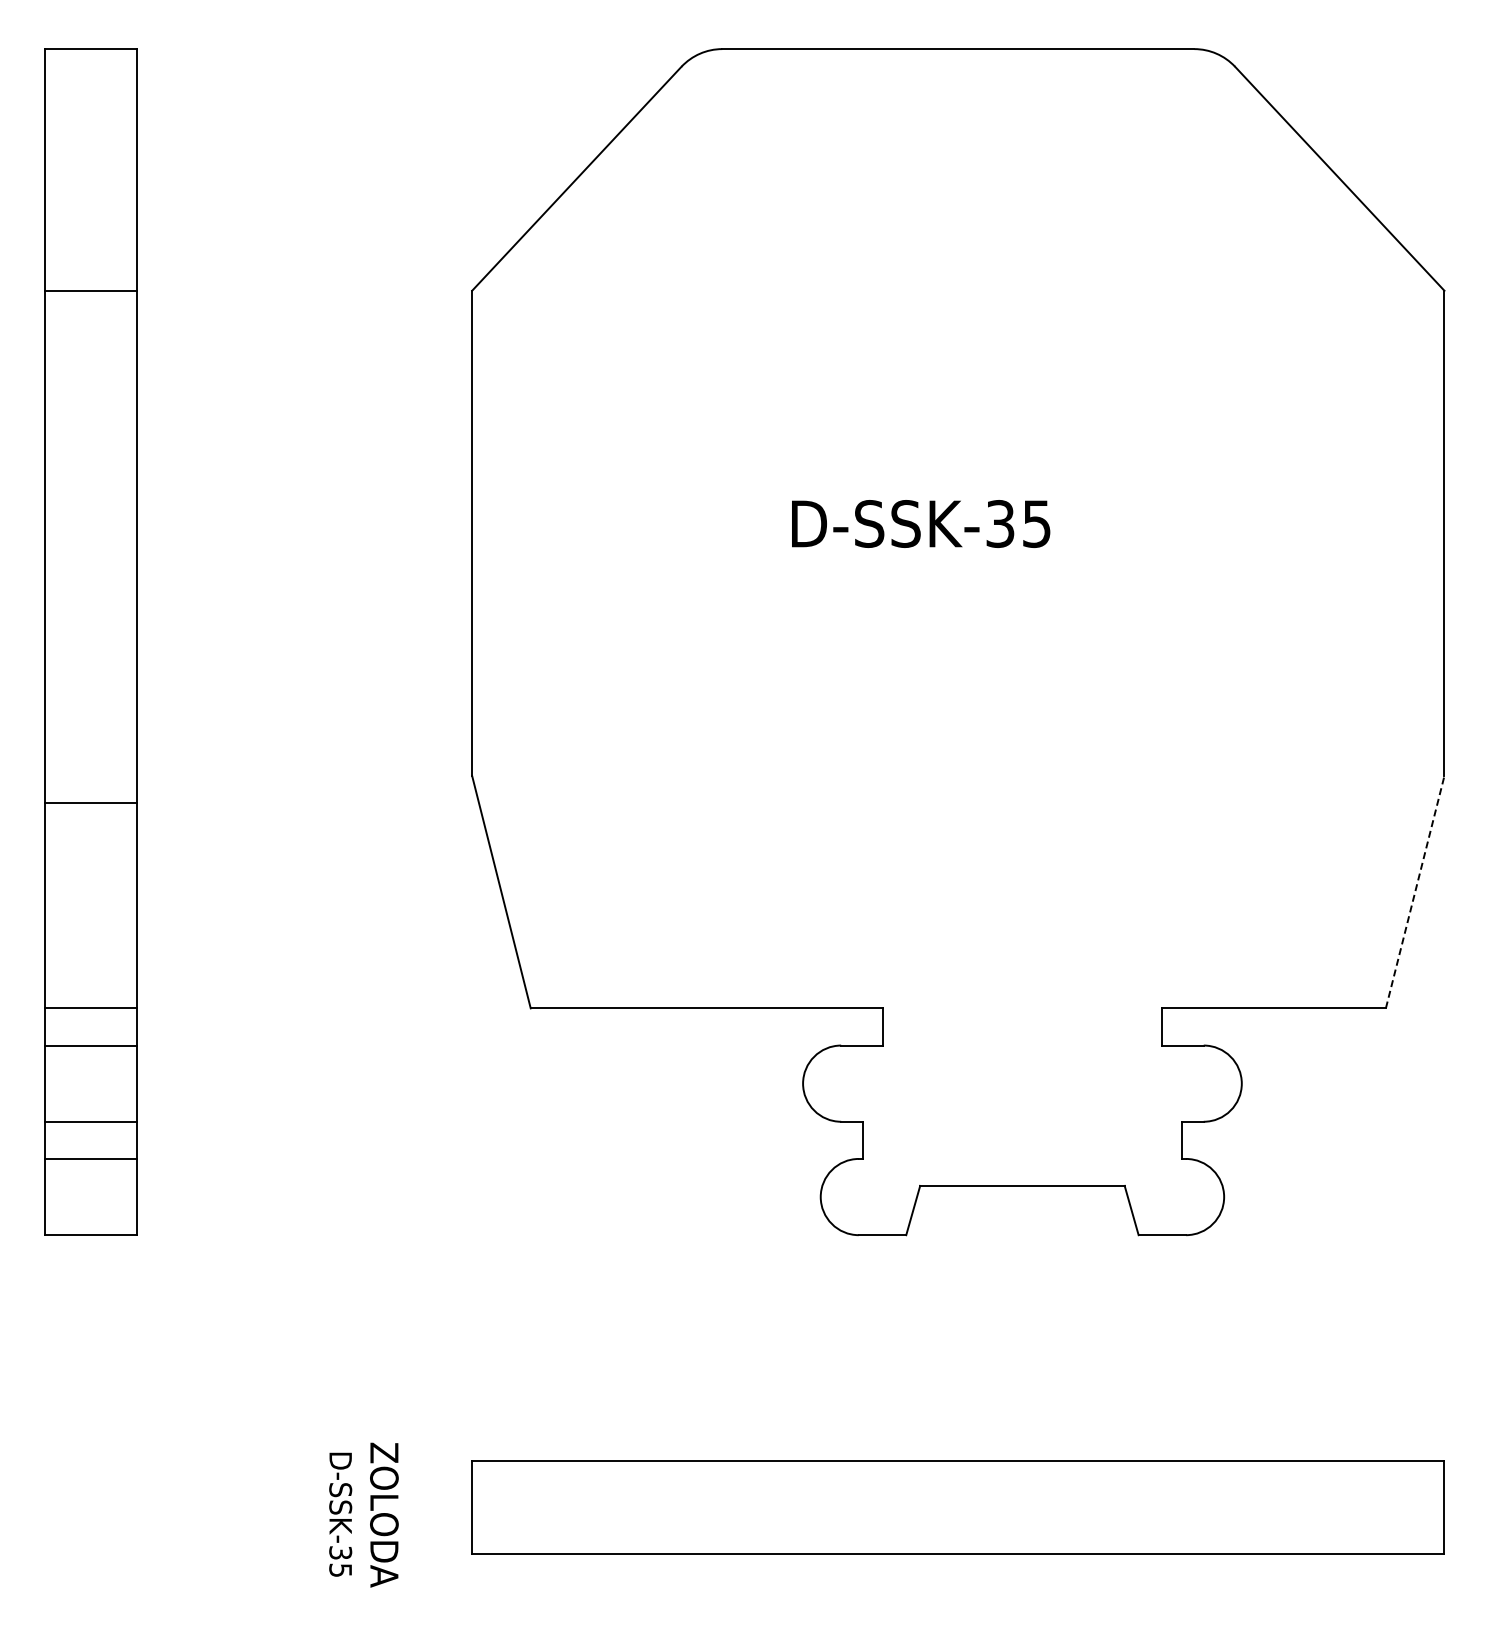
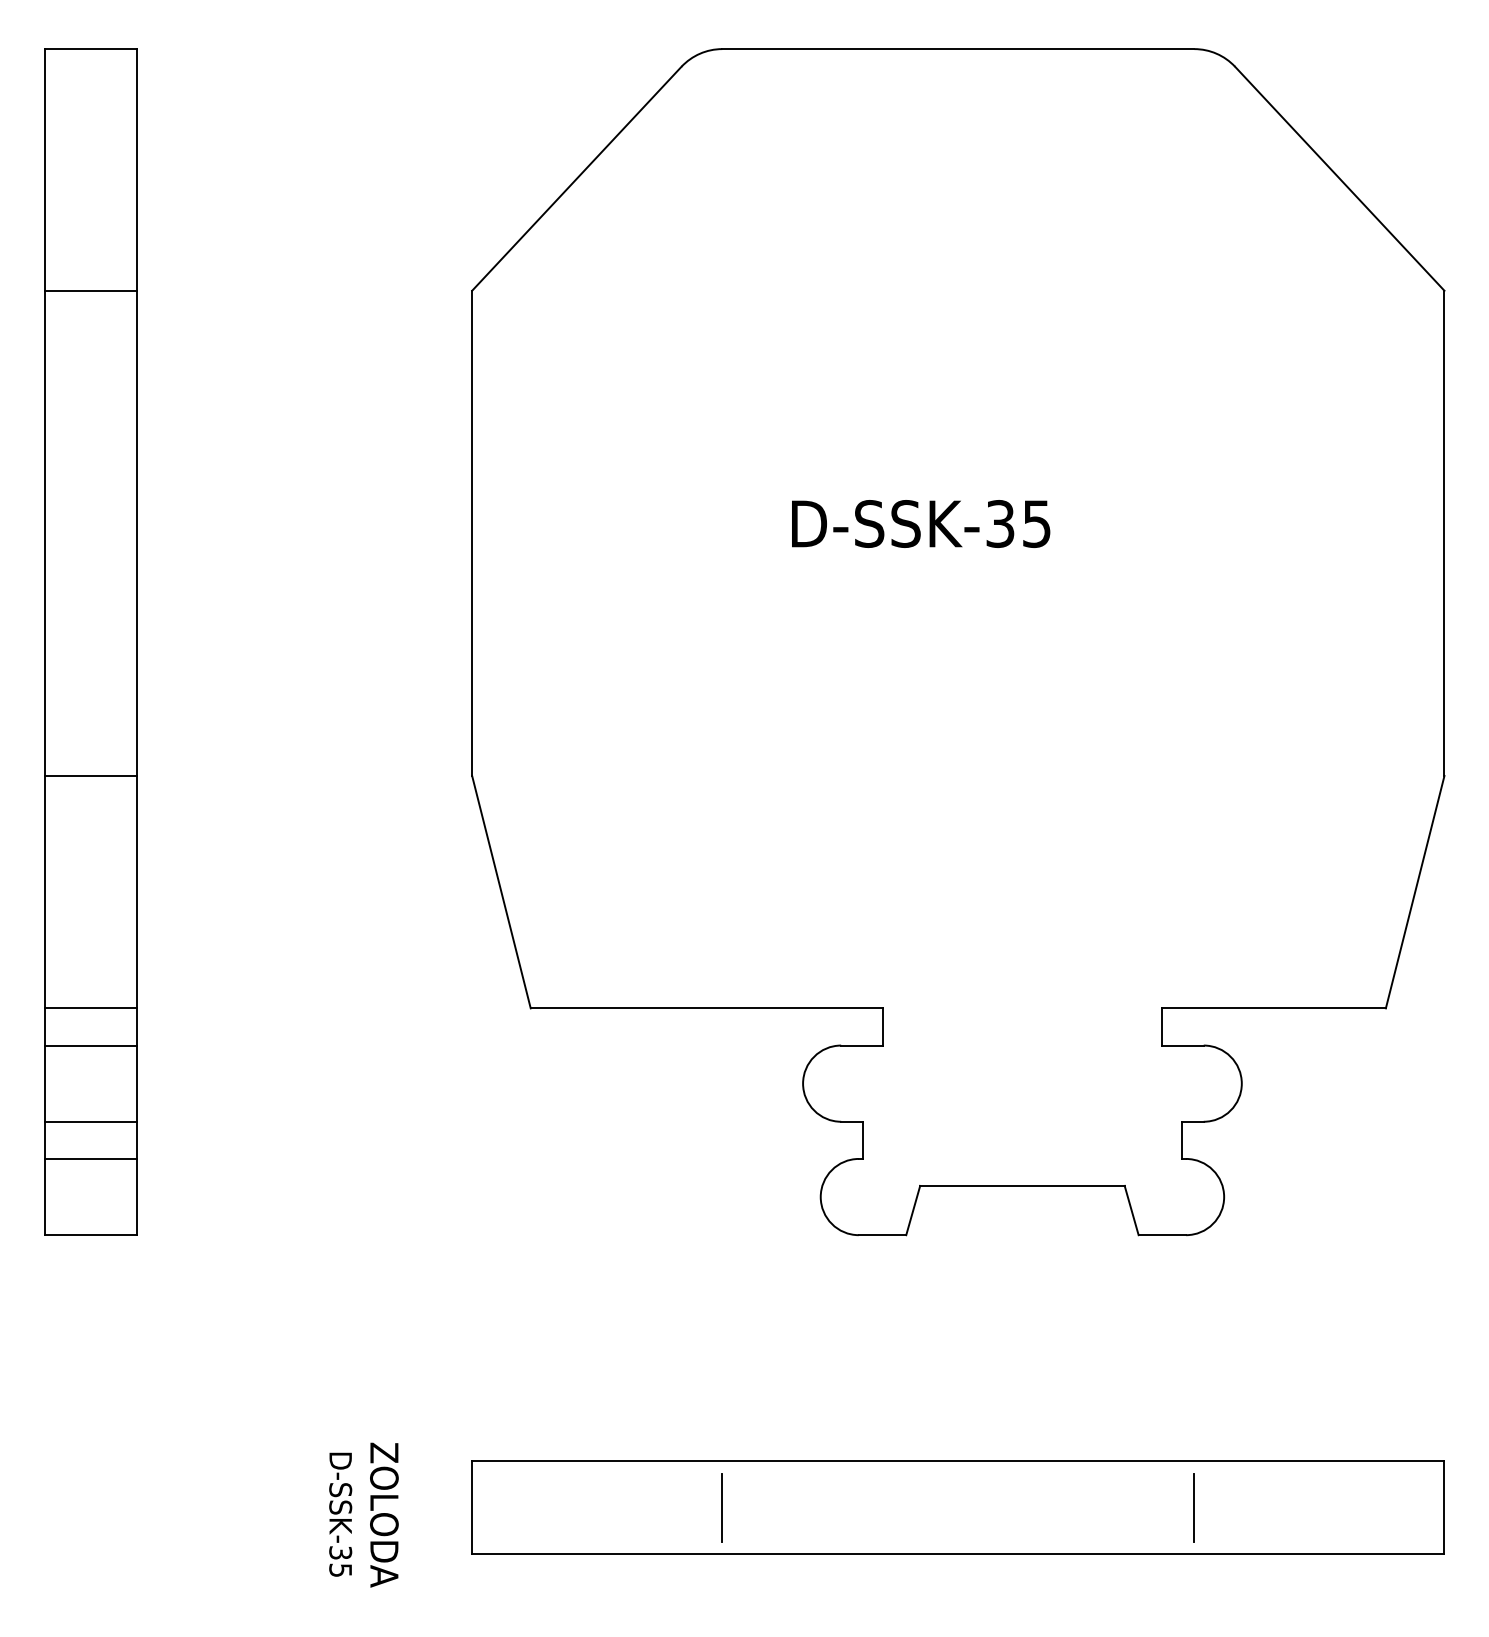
line position: (90, 802) -> (90, 775) (90, 775)
line: dashed -> solid (1415, 892)
line: none -> present (722, 1507)
line: none -> present (1193, 1507)
